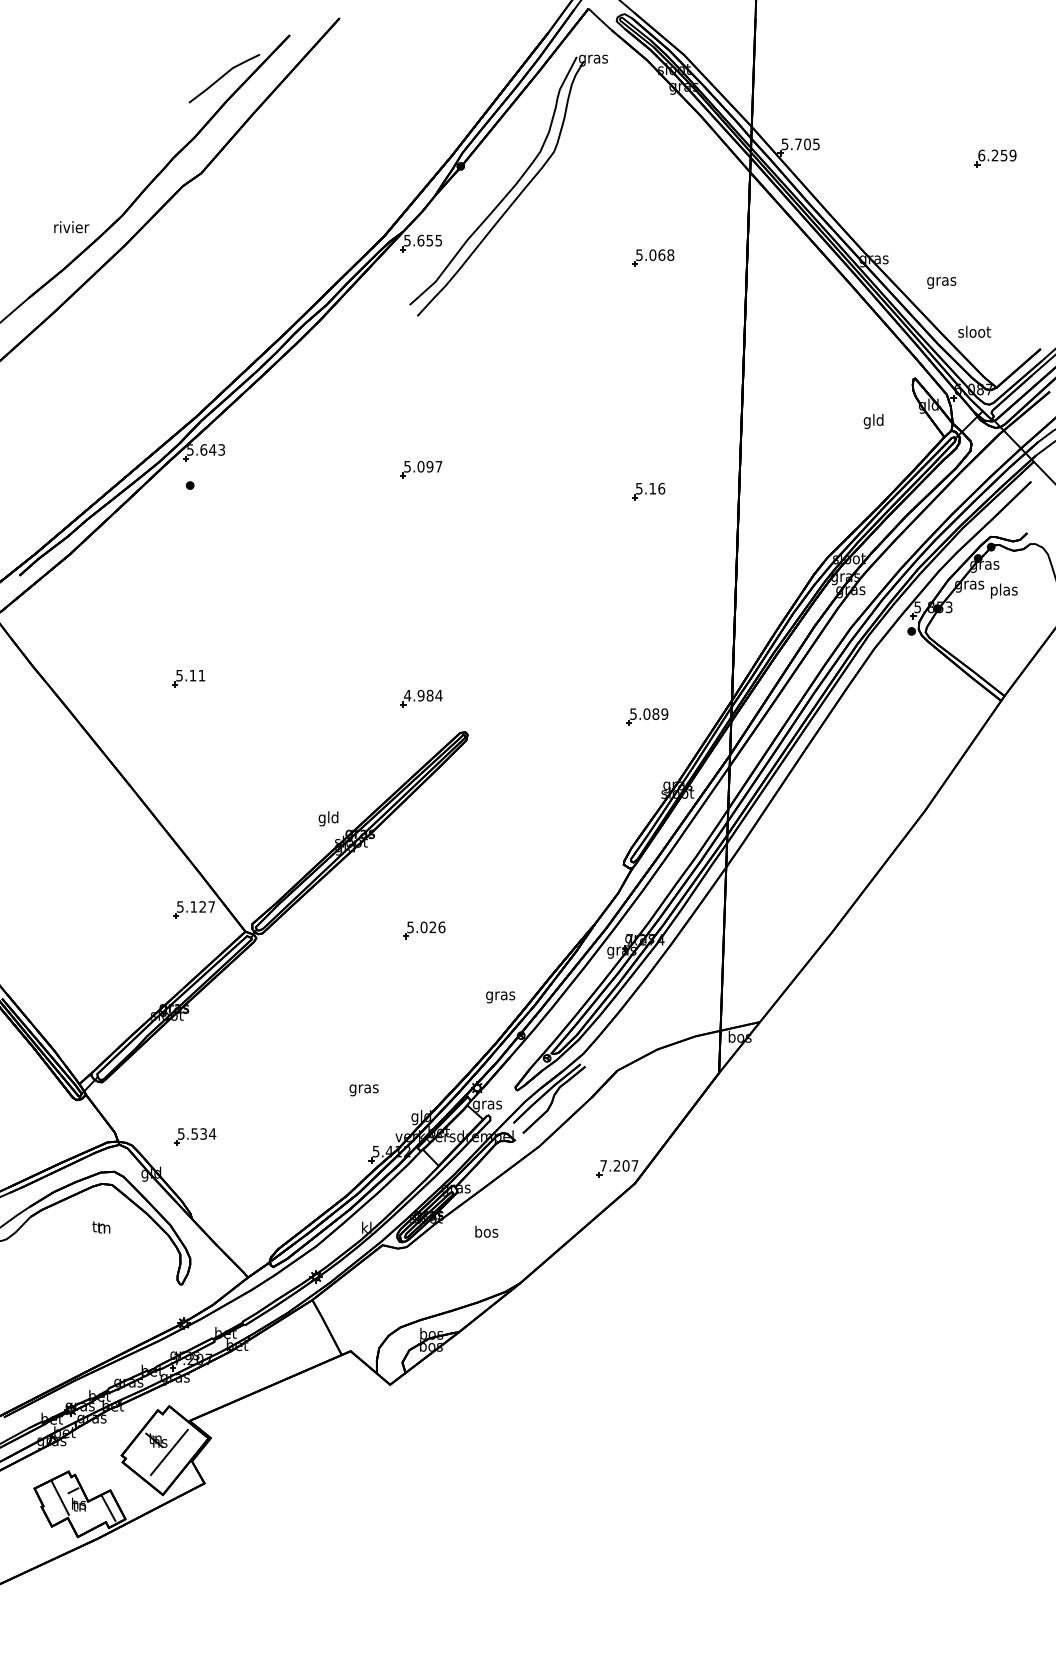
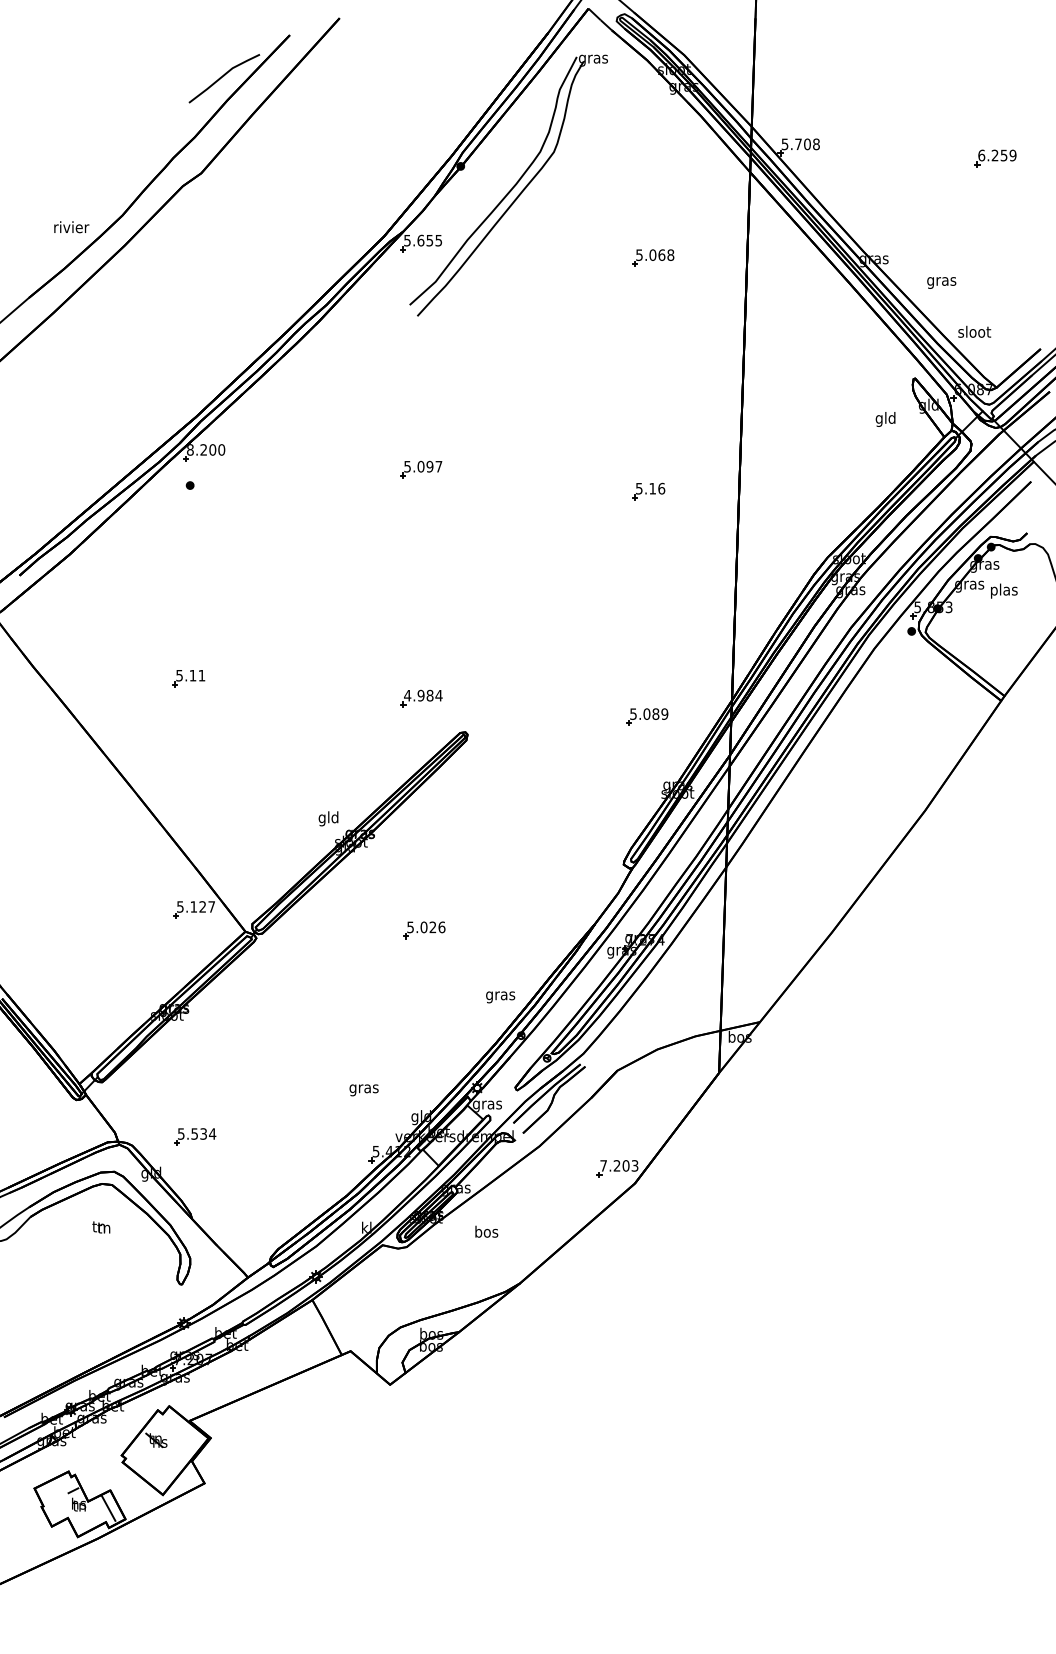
text: 5.705 -> 5.708 (816, 144)
text position: (873, 421) -> (885, 419) (885, 419)
text: 5.643 -> 8.200 (206, 449)
text: 7.207 -> 7.203 (634, 1165)
line: present -> none (168, 1451)
line: present -> none (59, 1497)
